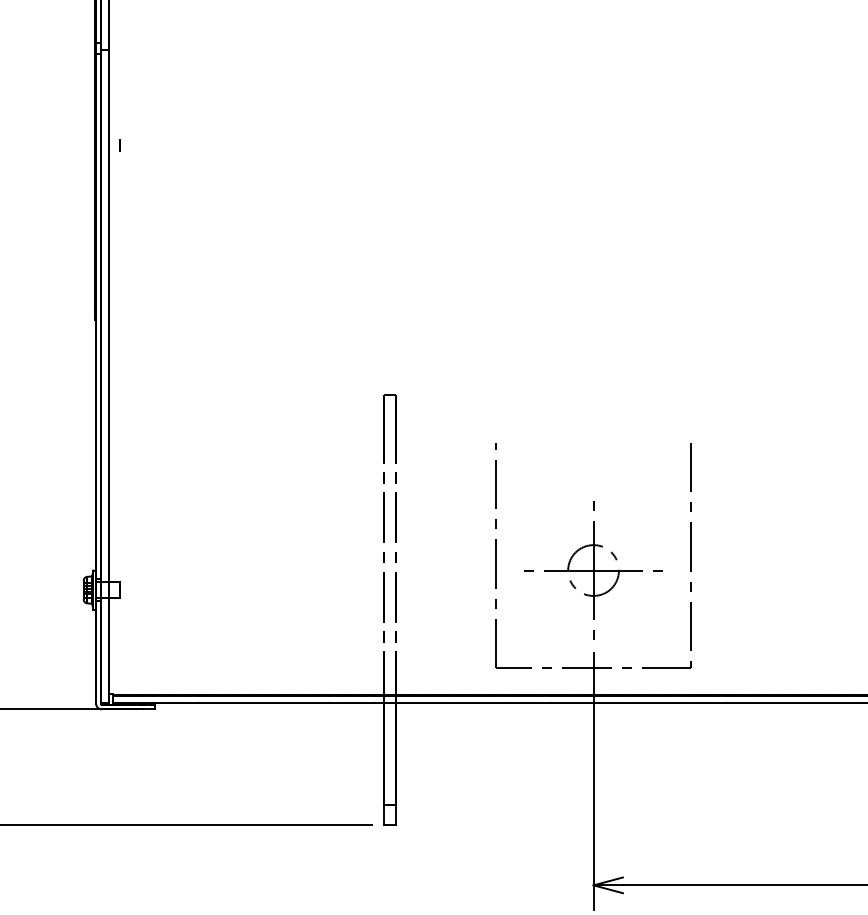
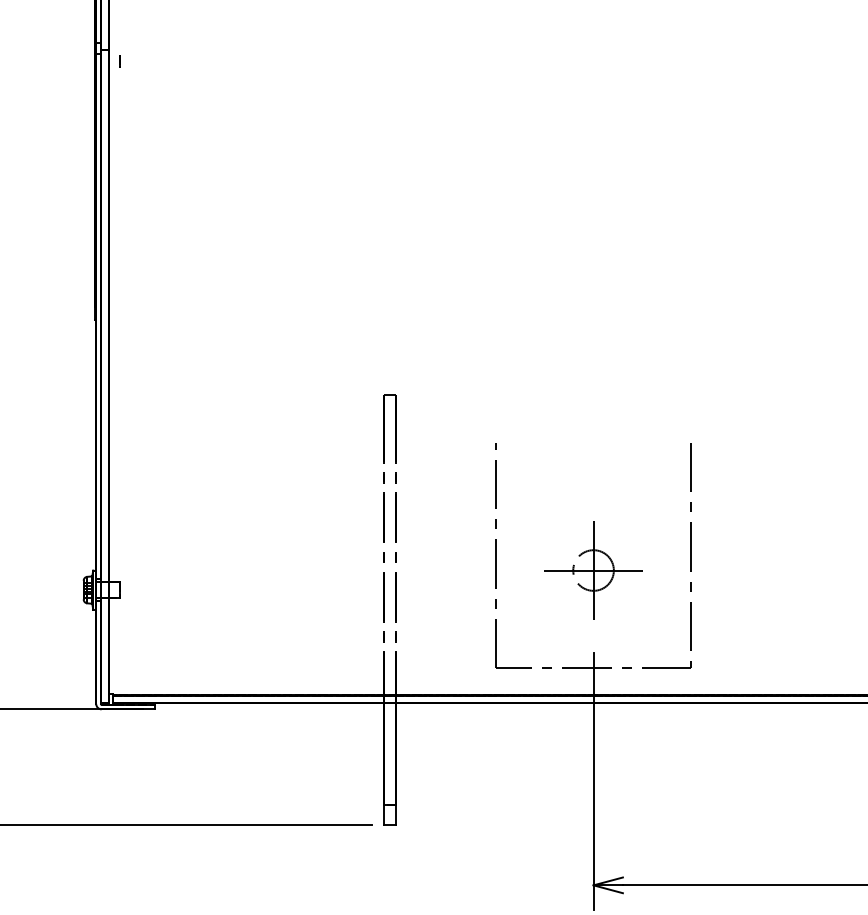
line position: (119, 145) -> (119, 61) (119, 61)
part size: 139x139 px -> 99x99 px (593, 570)
